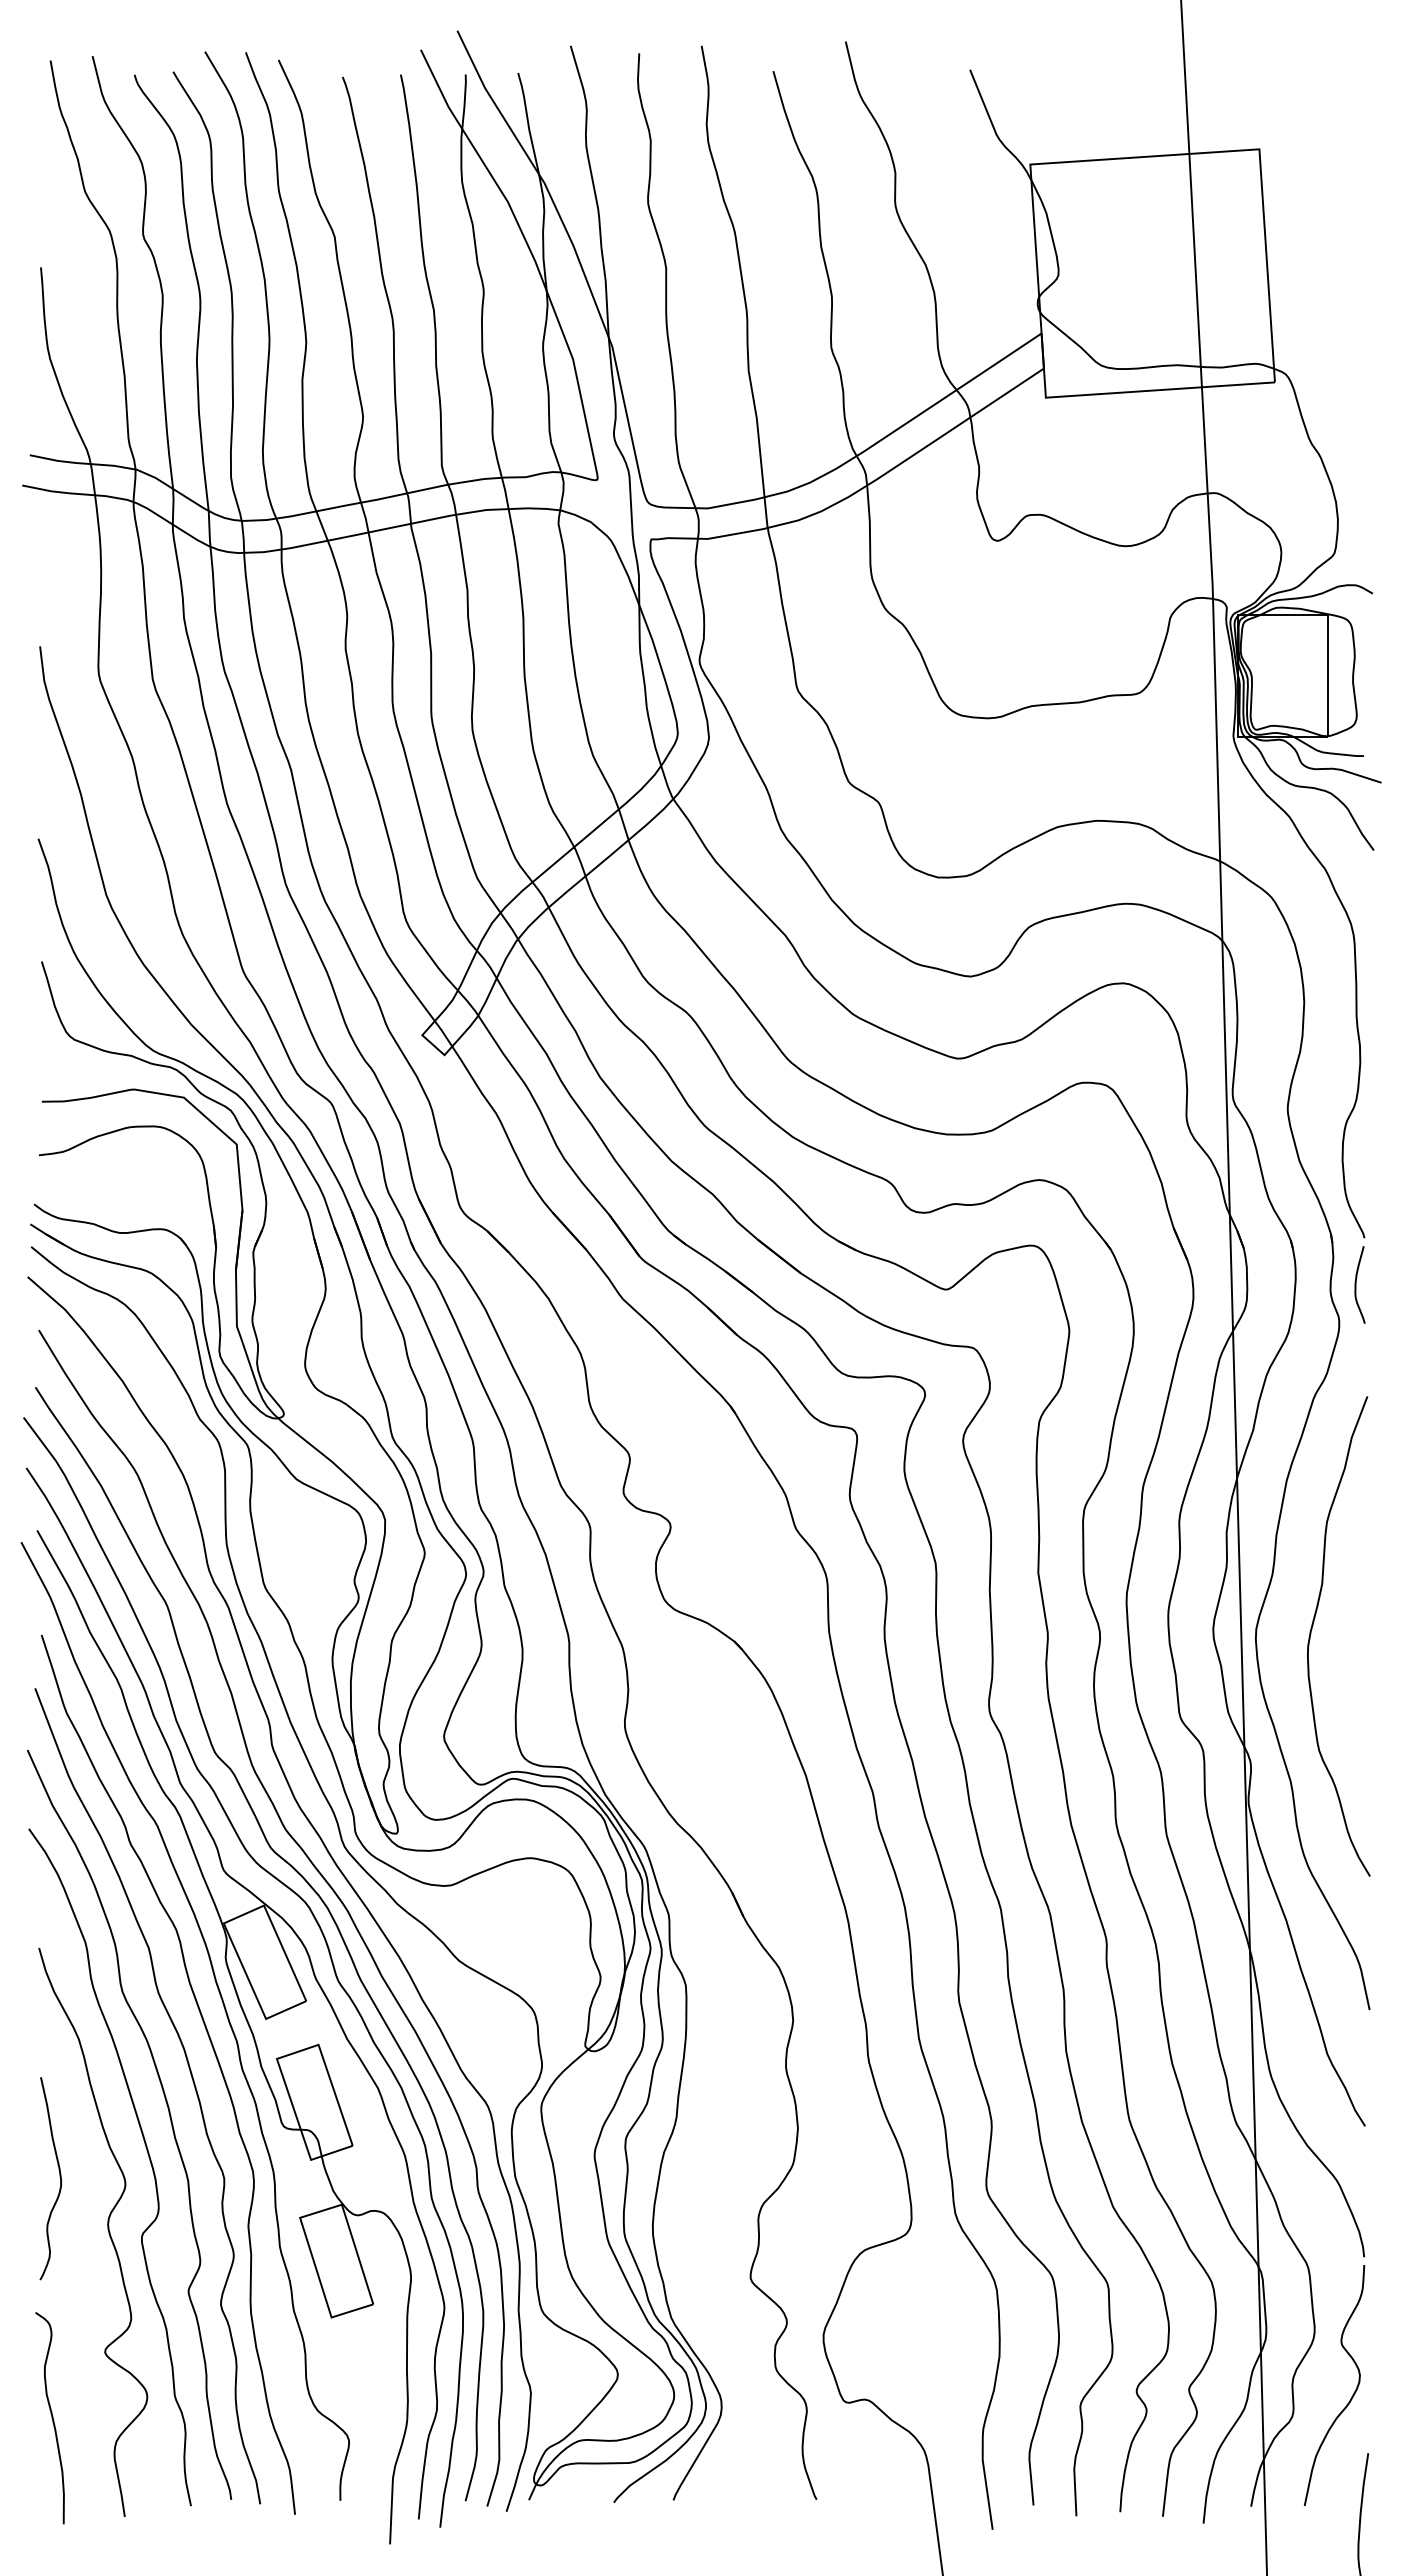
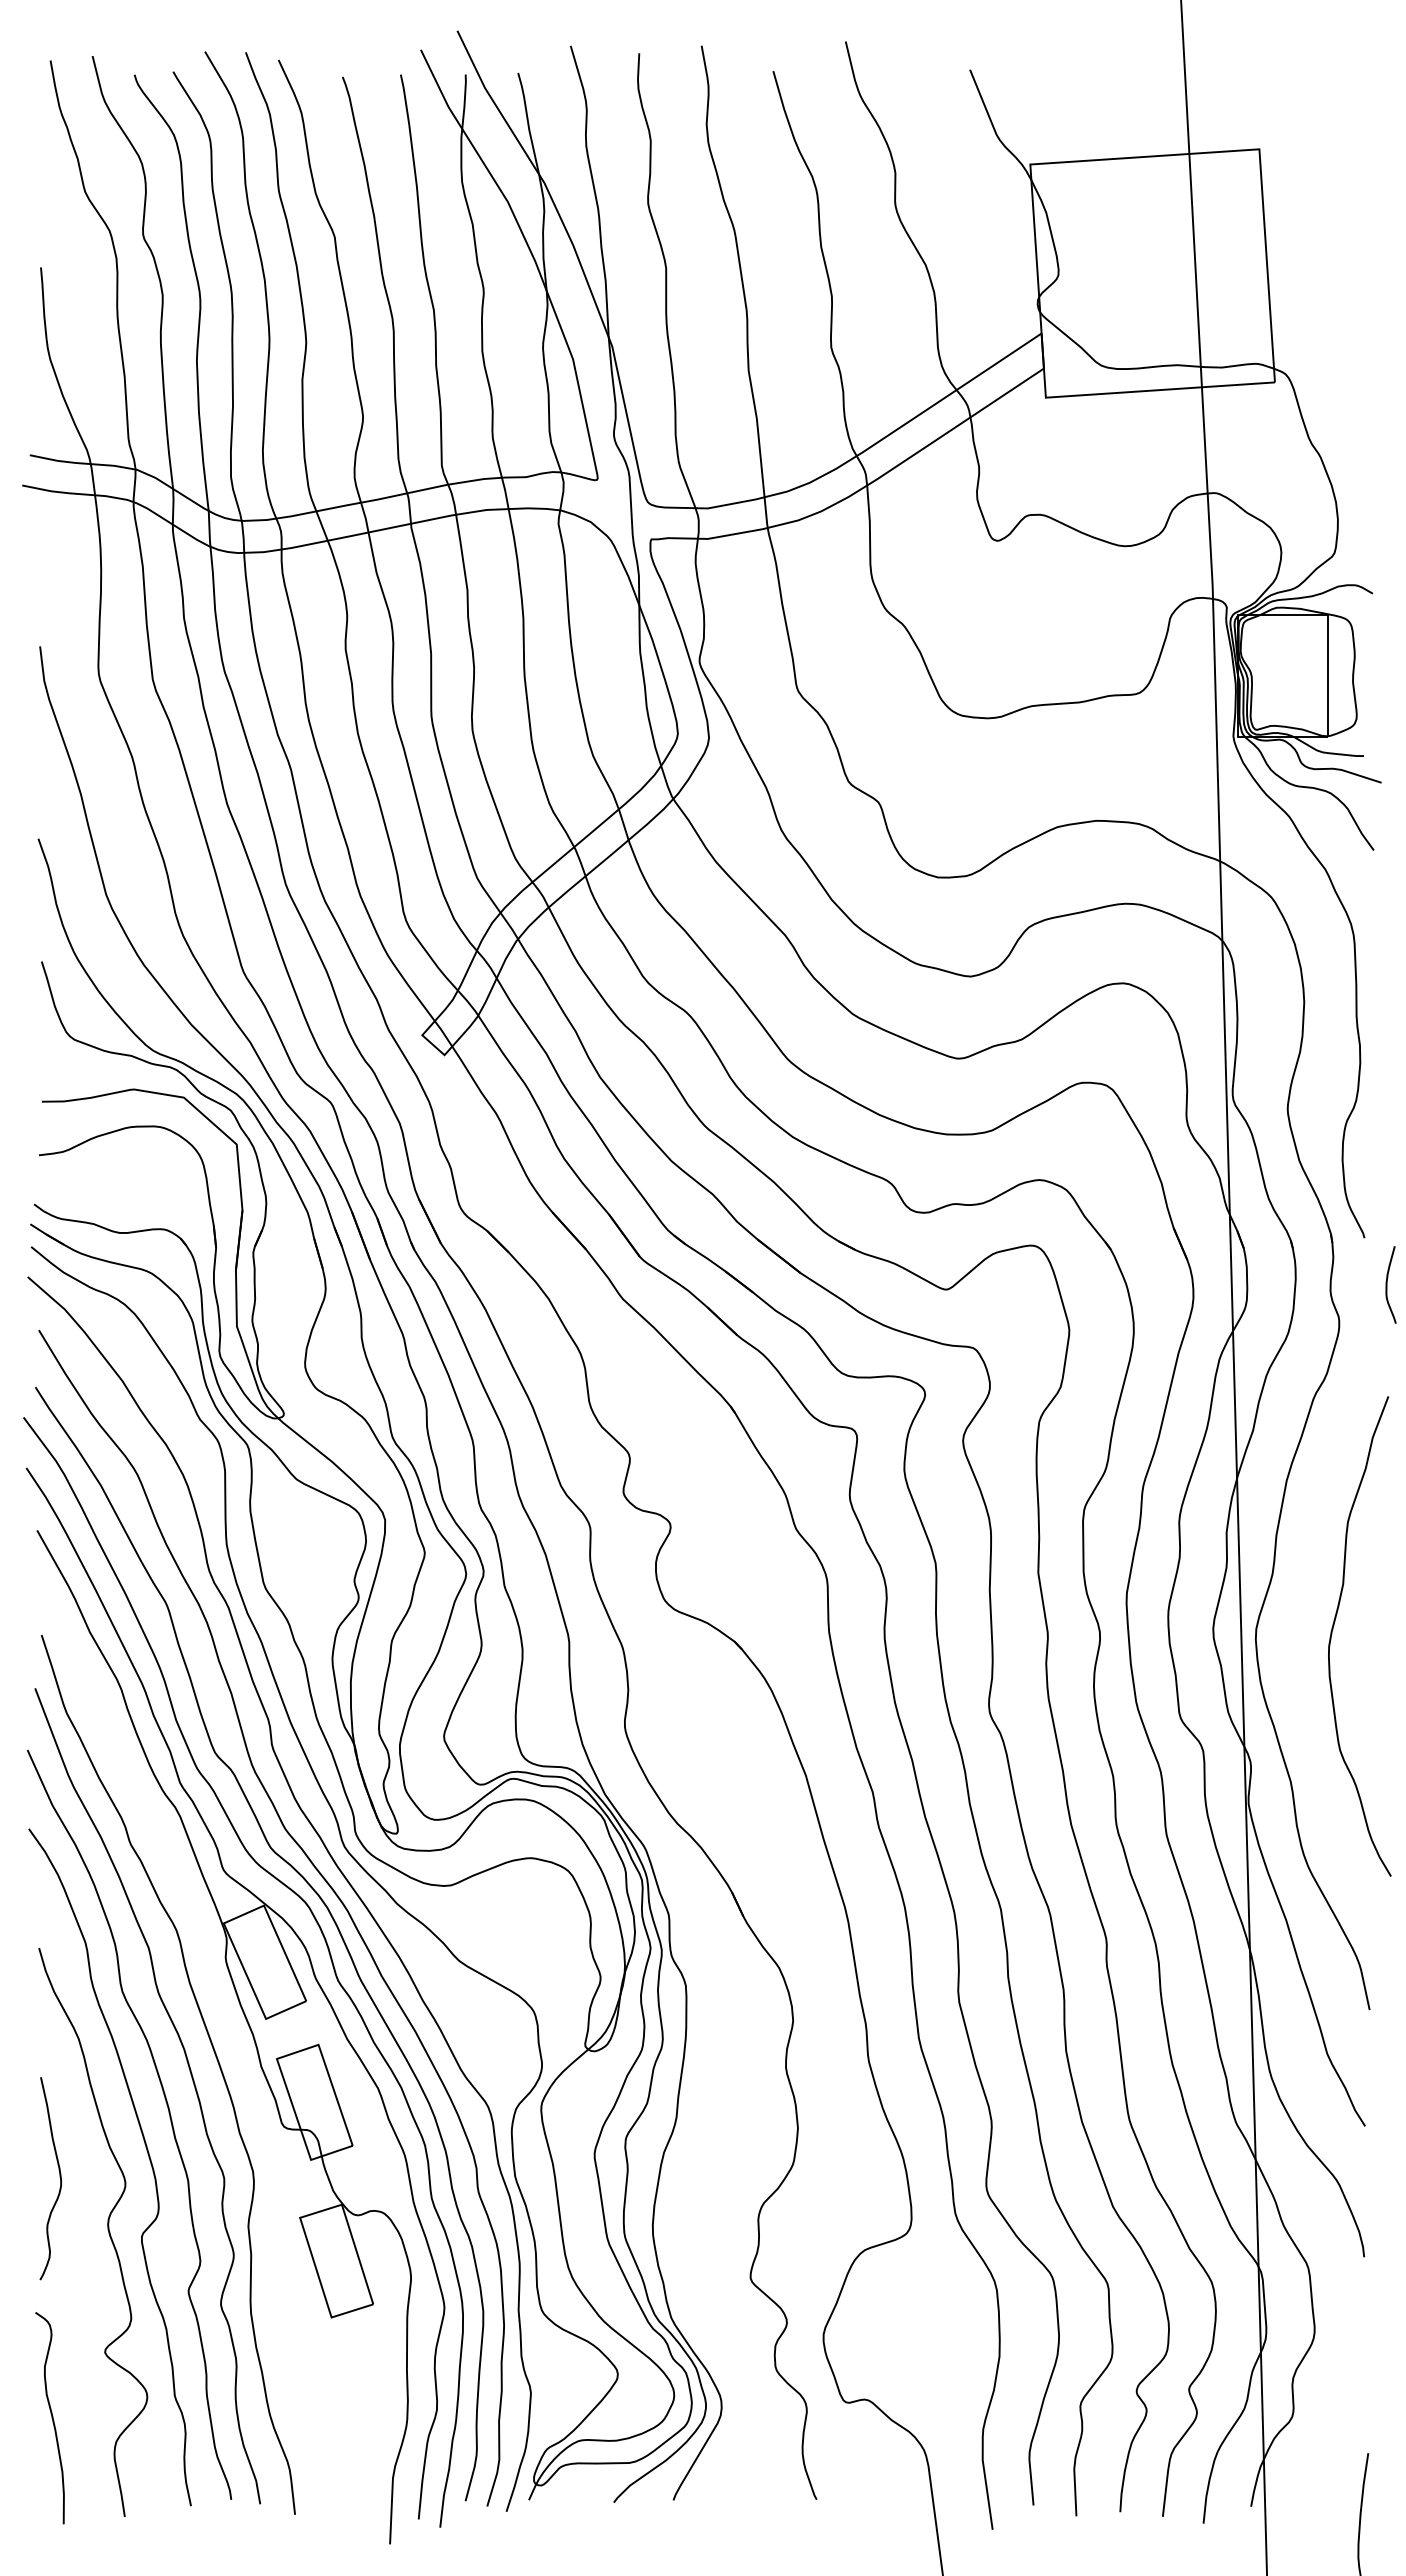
curve position: (1356, 1284) -> (1387, 1284) (1387, 1284)
curve position: (1312, 1629) -> (1333, 1629) (1333, 1629)
curve: present -> none (223, 2007)
curve: present -> none (1352, 2394)
